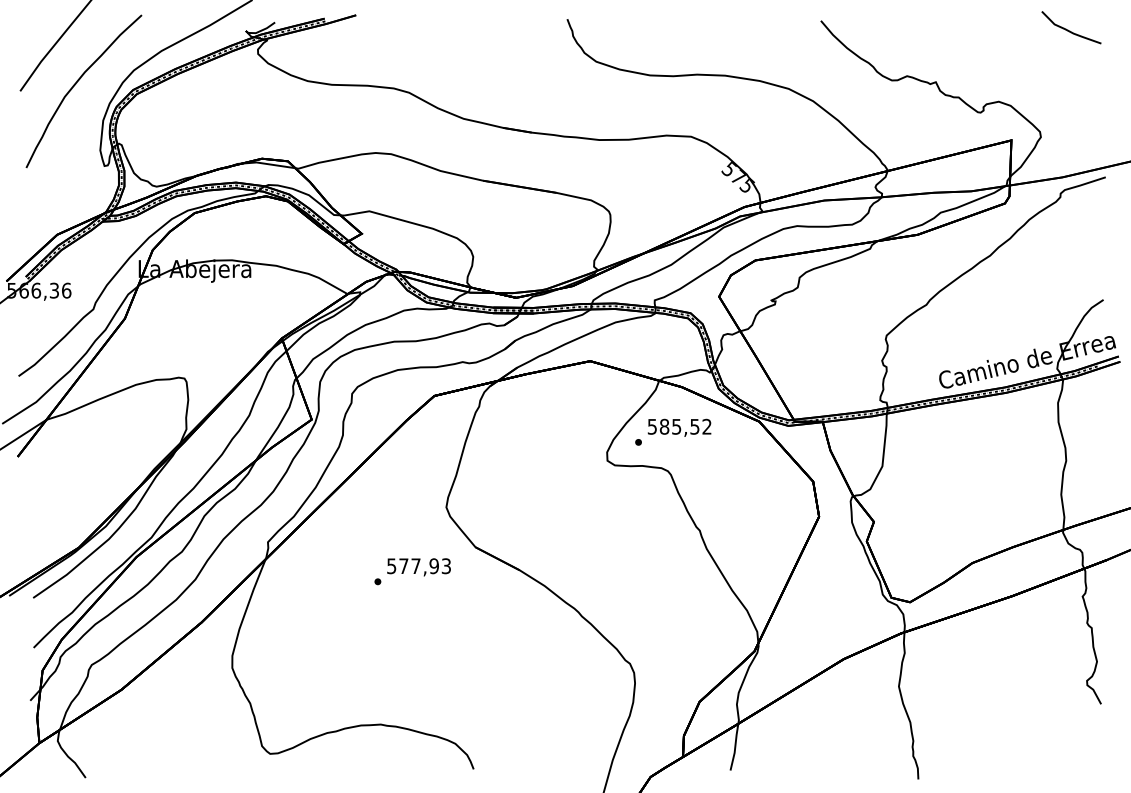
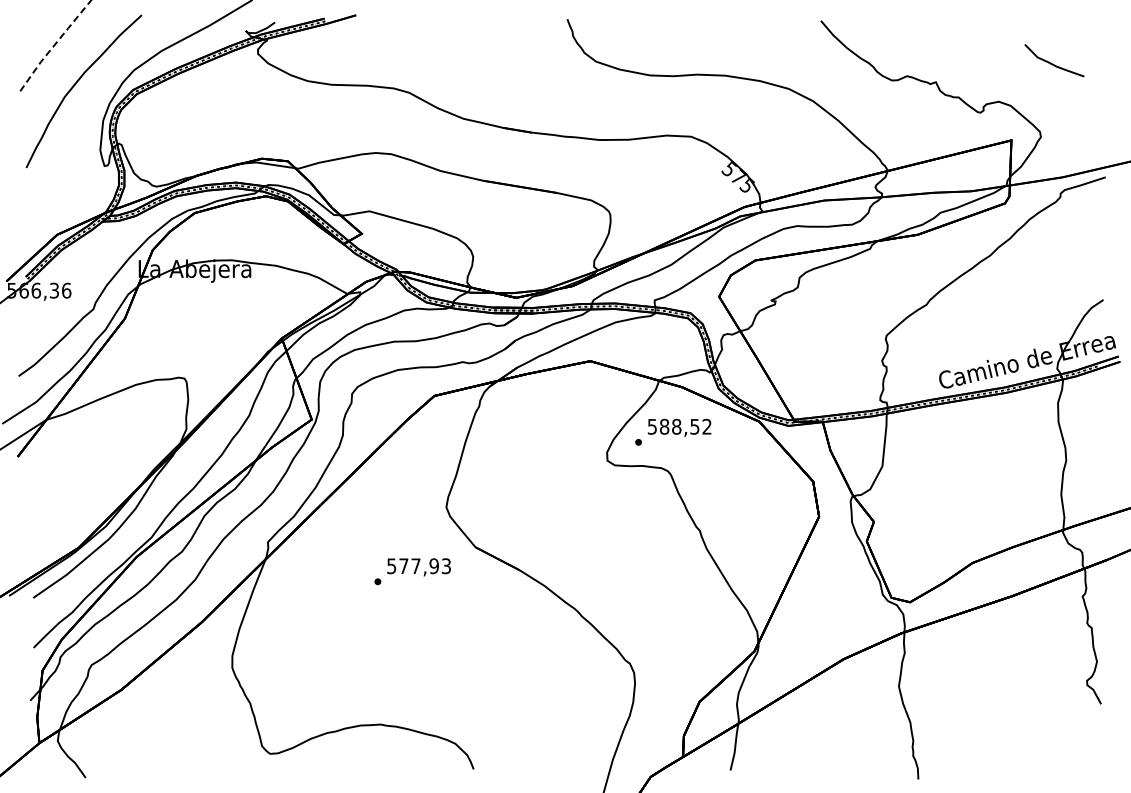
curve position: (1070, 30) -> (1053, 63) (1053, 63)
line: solid -> dashed (54, 45)
text: 585,52 -> 588,52 (676, 426)
